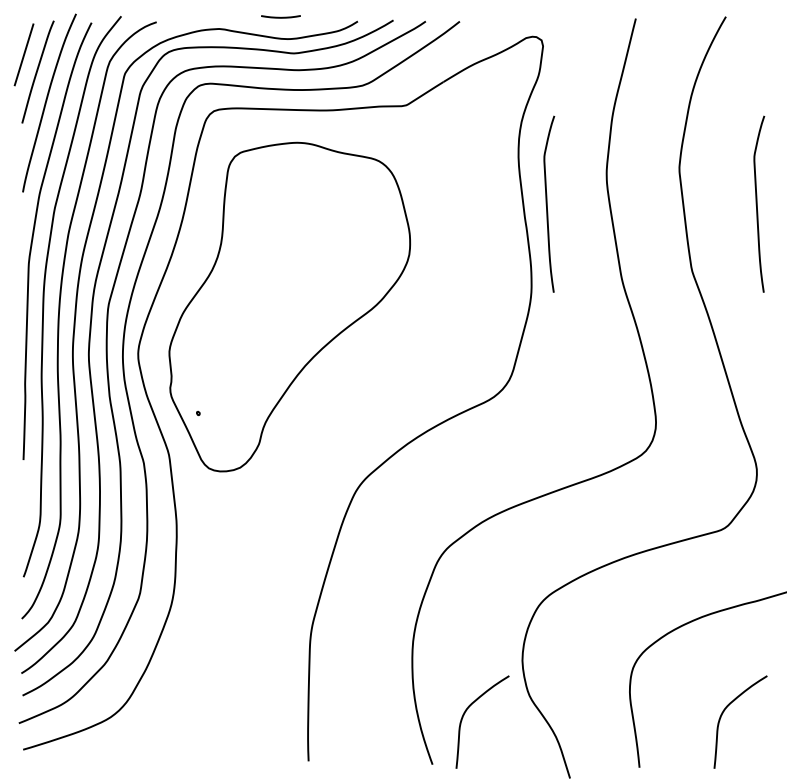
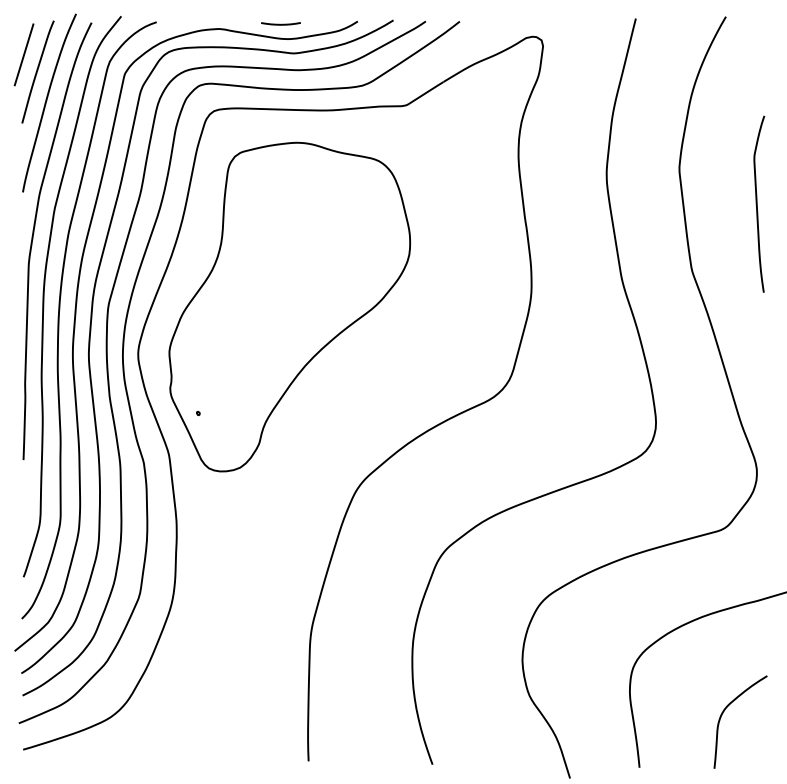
line position: (280, 16) -> (280, 23) (280, 23)
curve: present -> none (547, 203)
curve: present -> none (467, 710)
